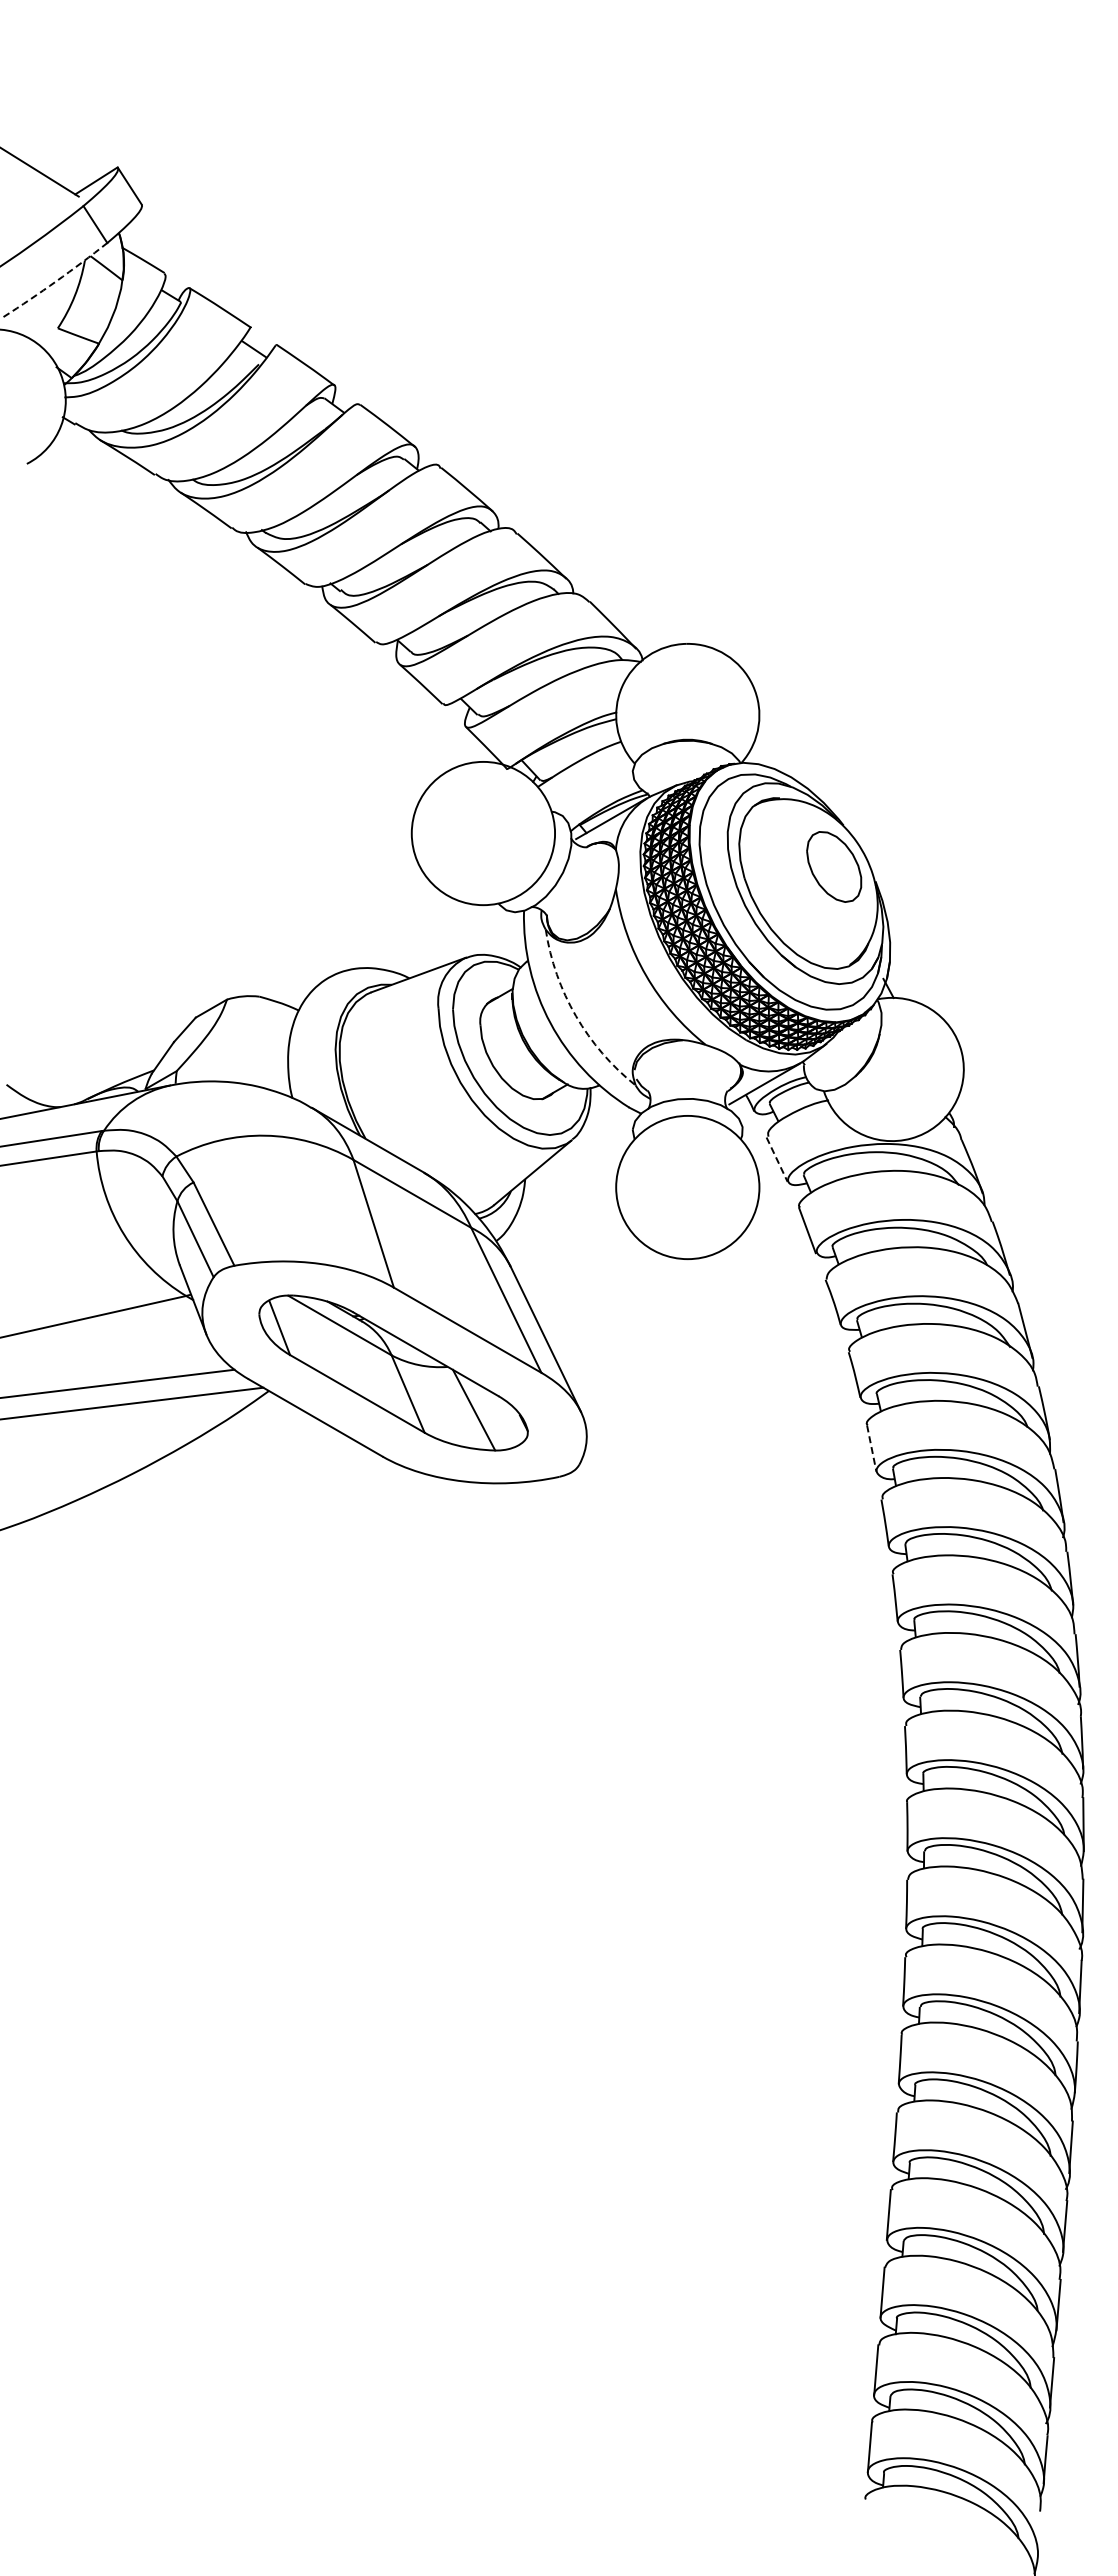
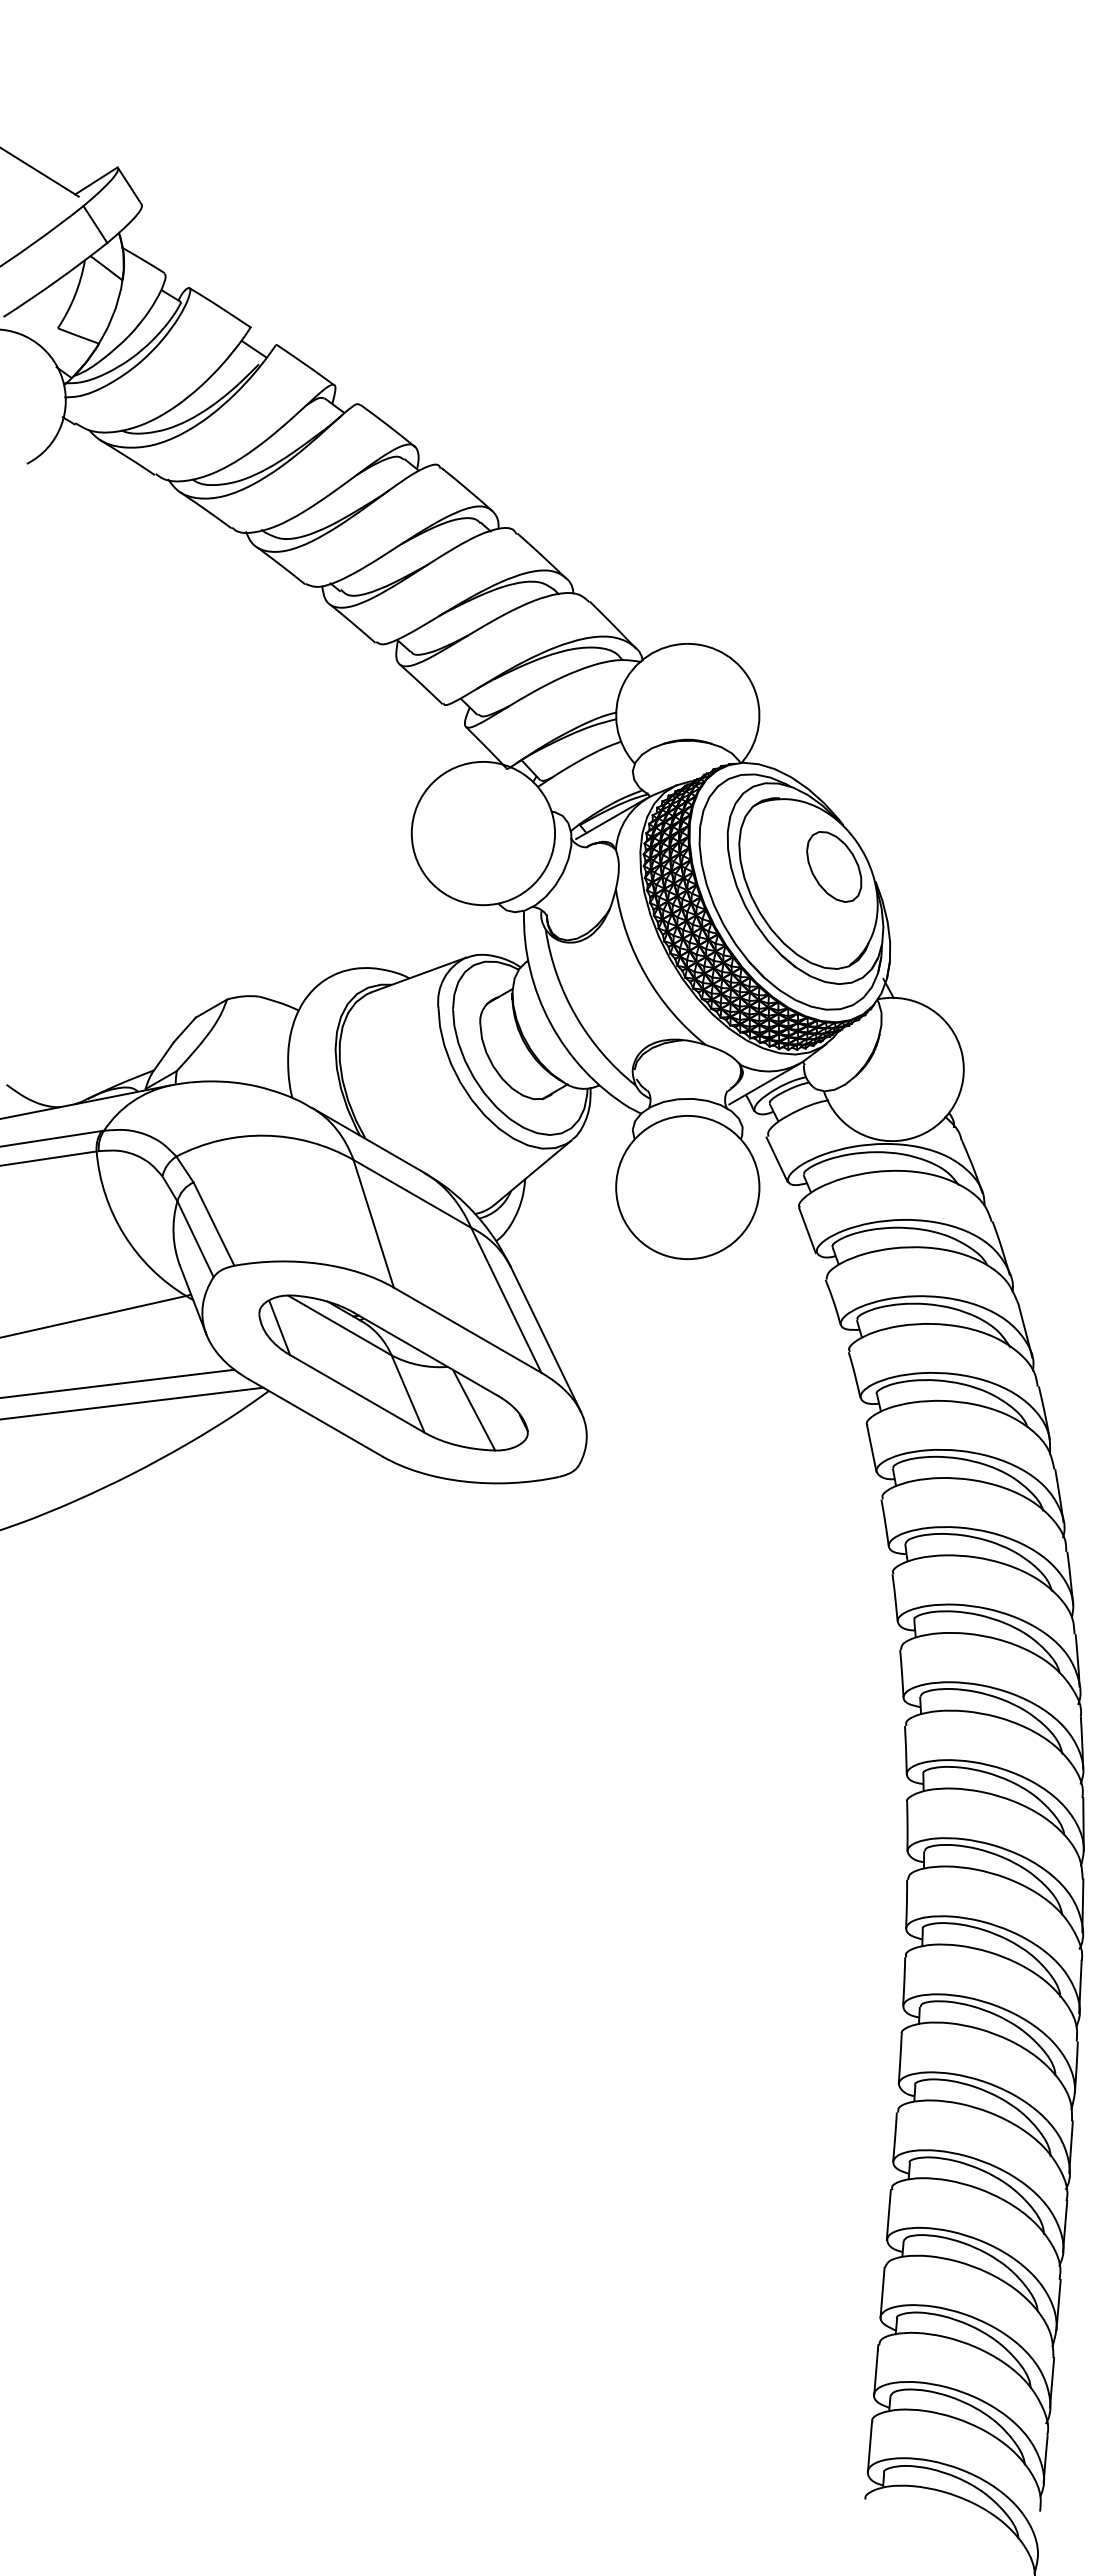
arc: dashed -> solid (56, 281)
arc: dashed -> solid (575, 1016)
line: dashed -> solid (777, 1159)
line: dashed -> solid (871, 1448)
